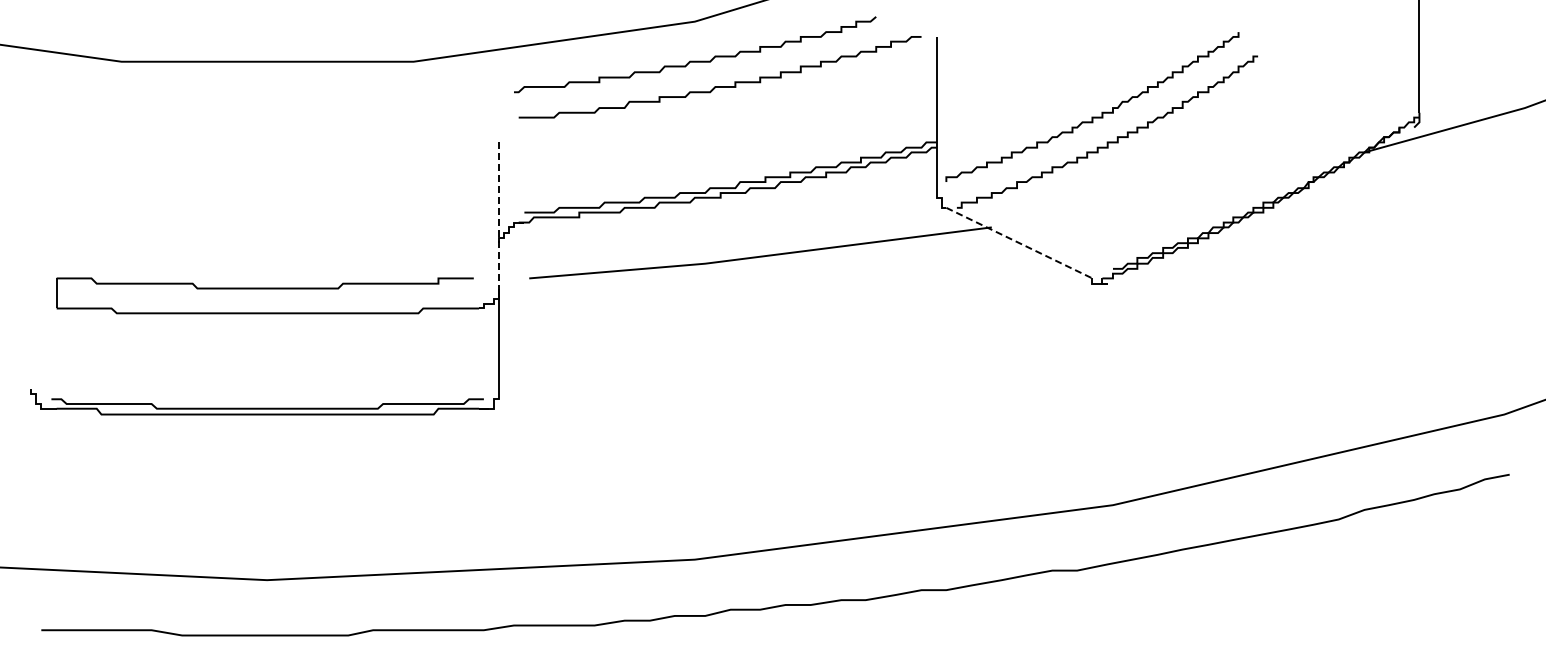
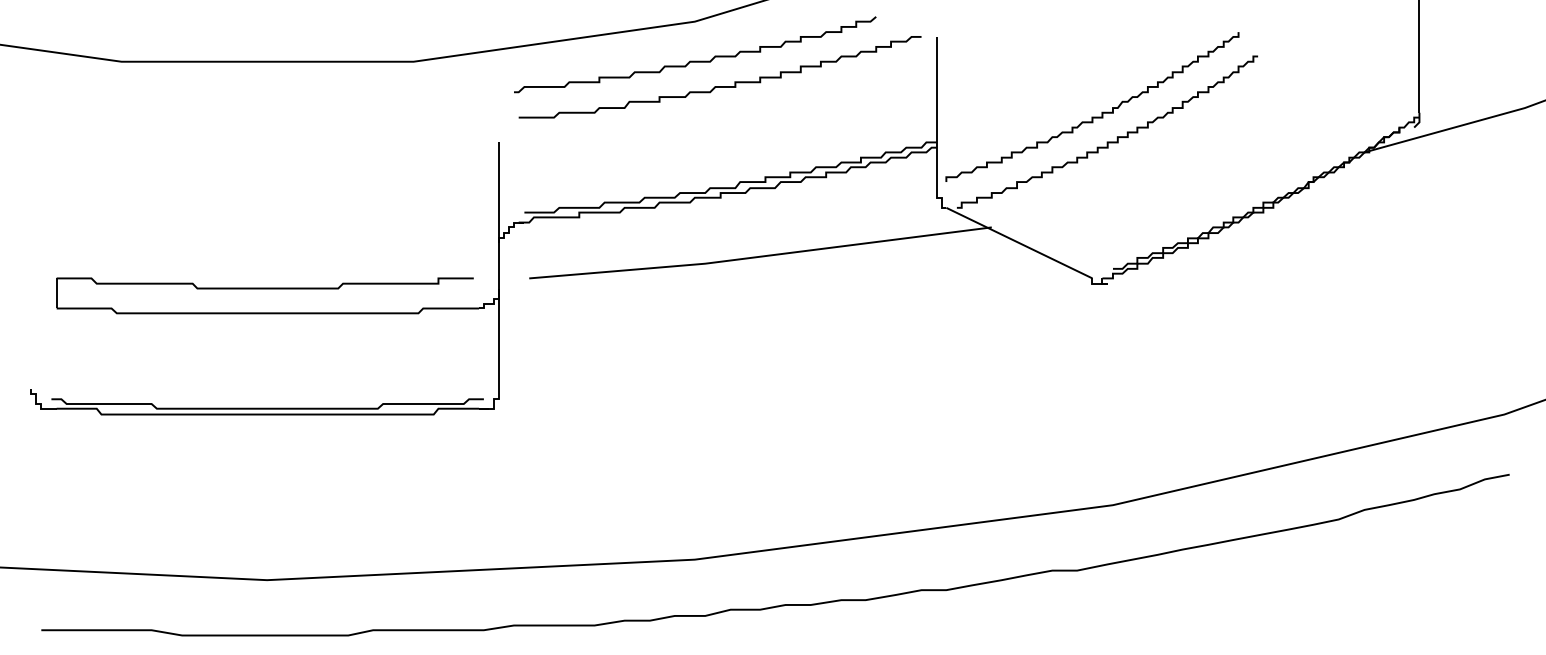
line: dashed -> solid (498, 215)
line: dashed -> solid (1019, 243)
